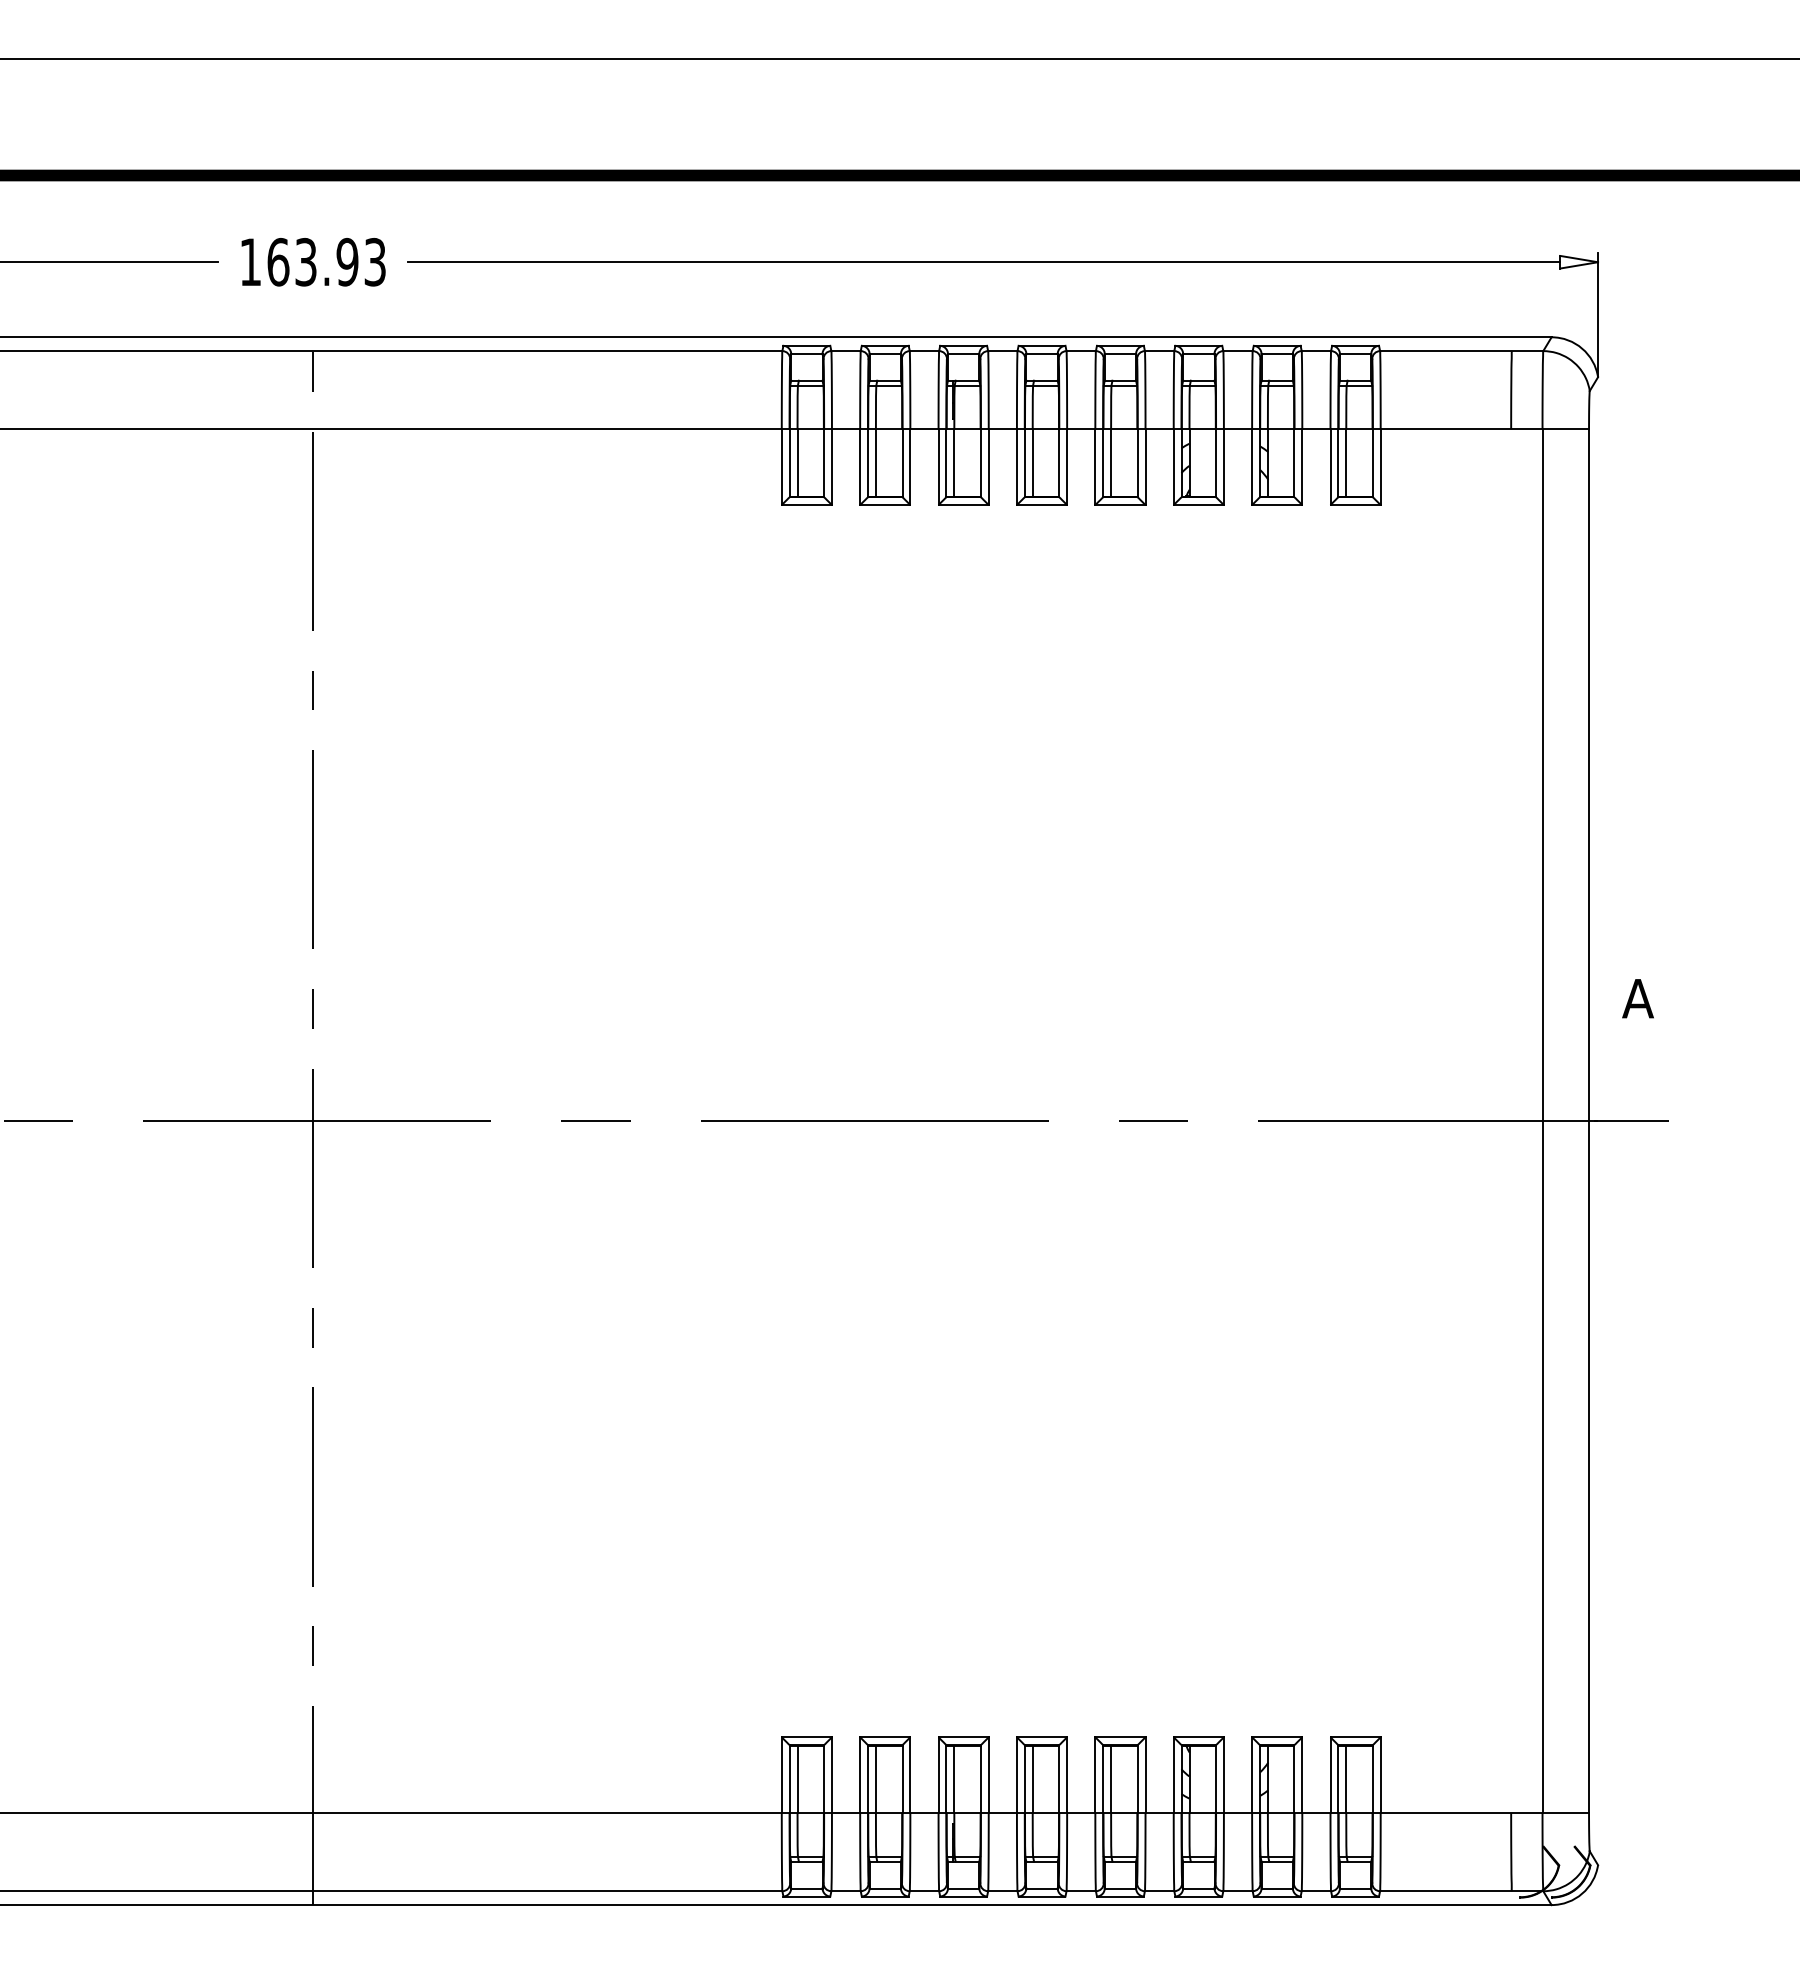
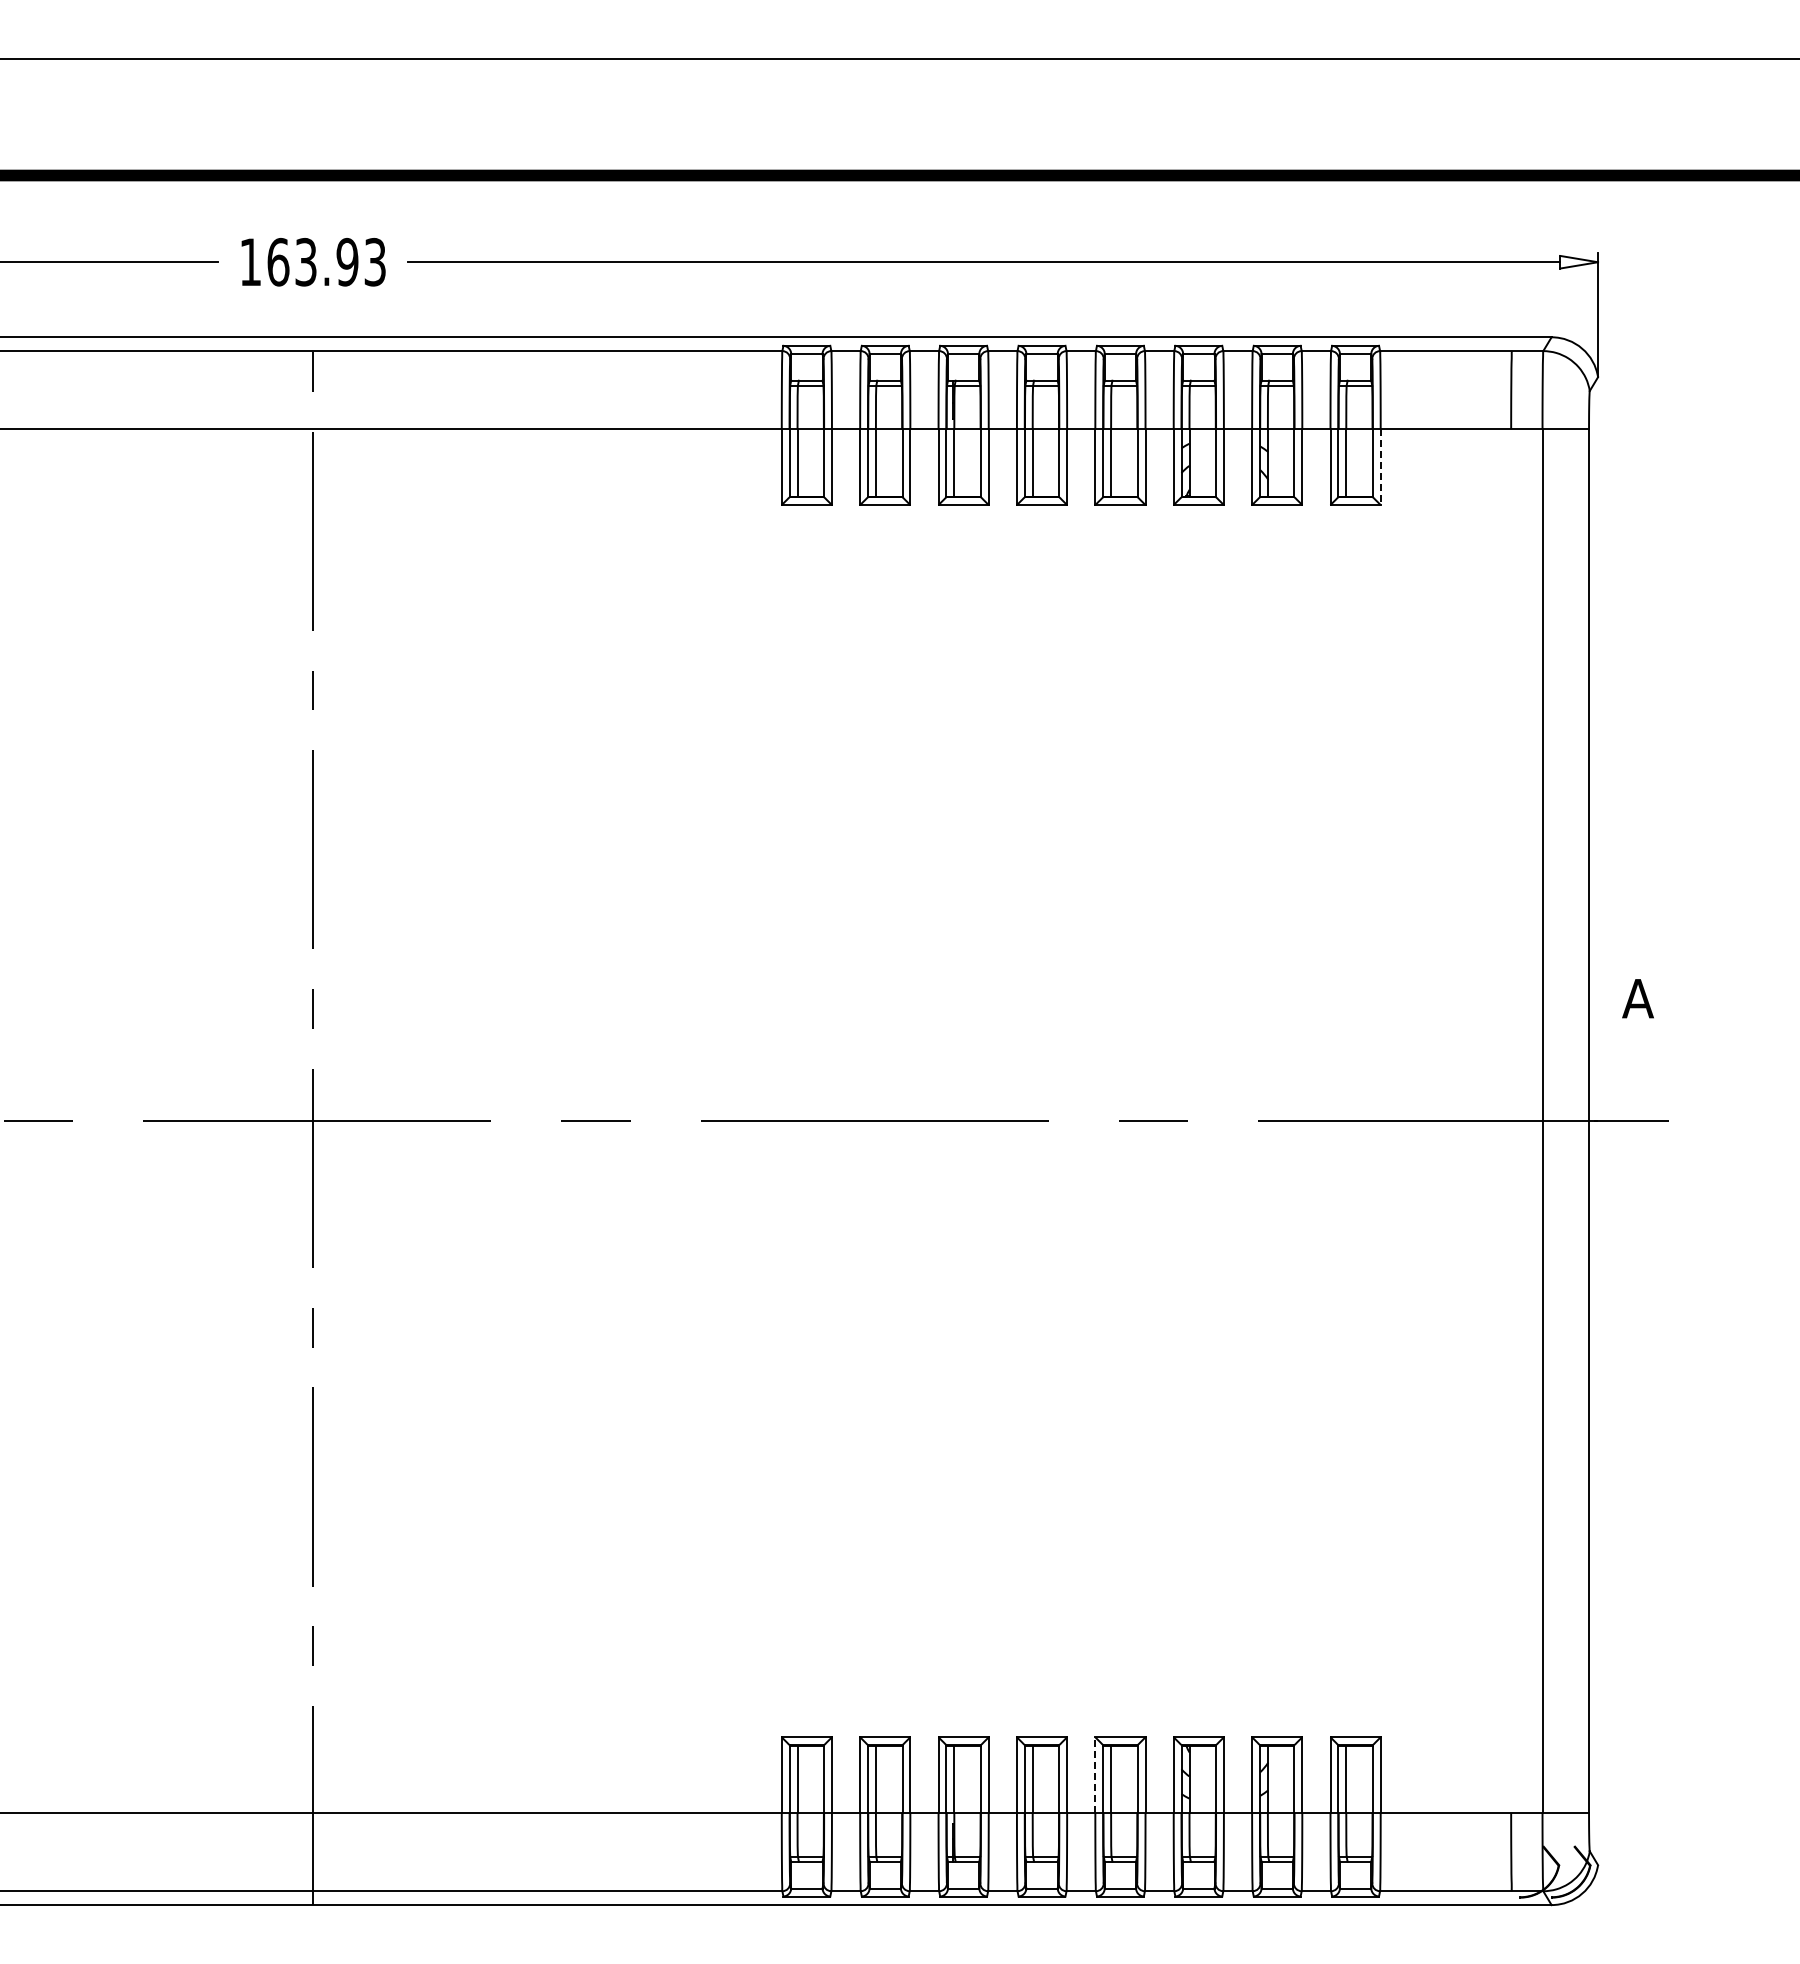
line: solid -> dashed (1380, 467)
line: solid -> dashed (1095, 1775)
